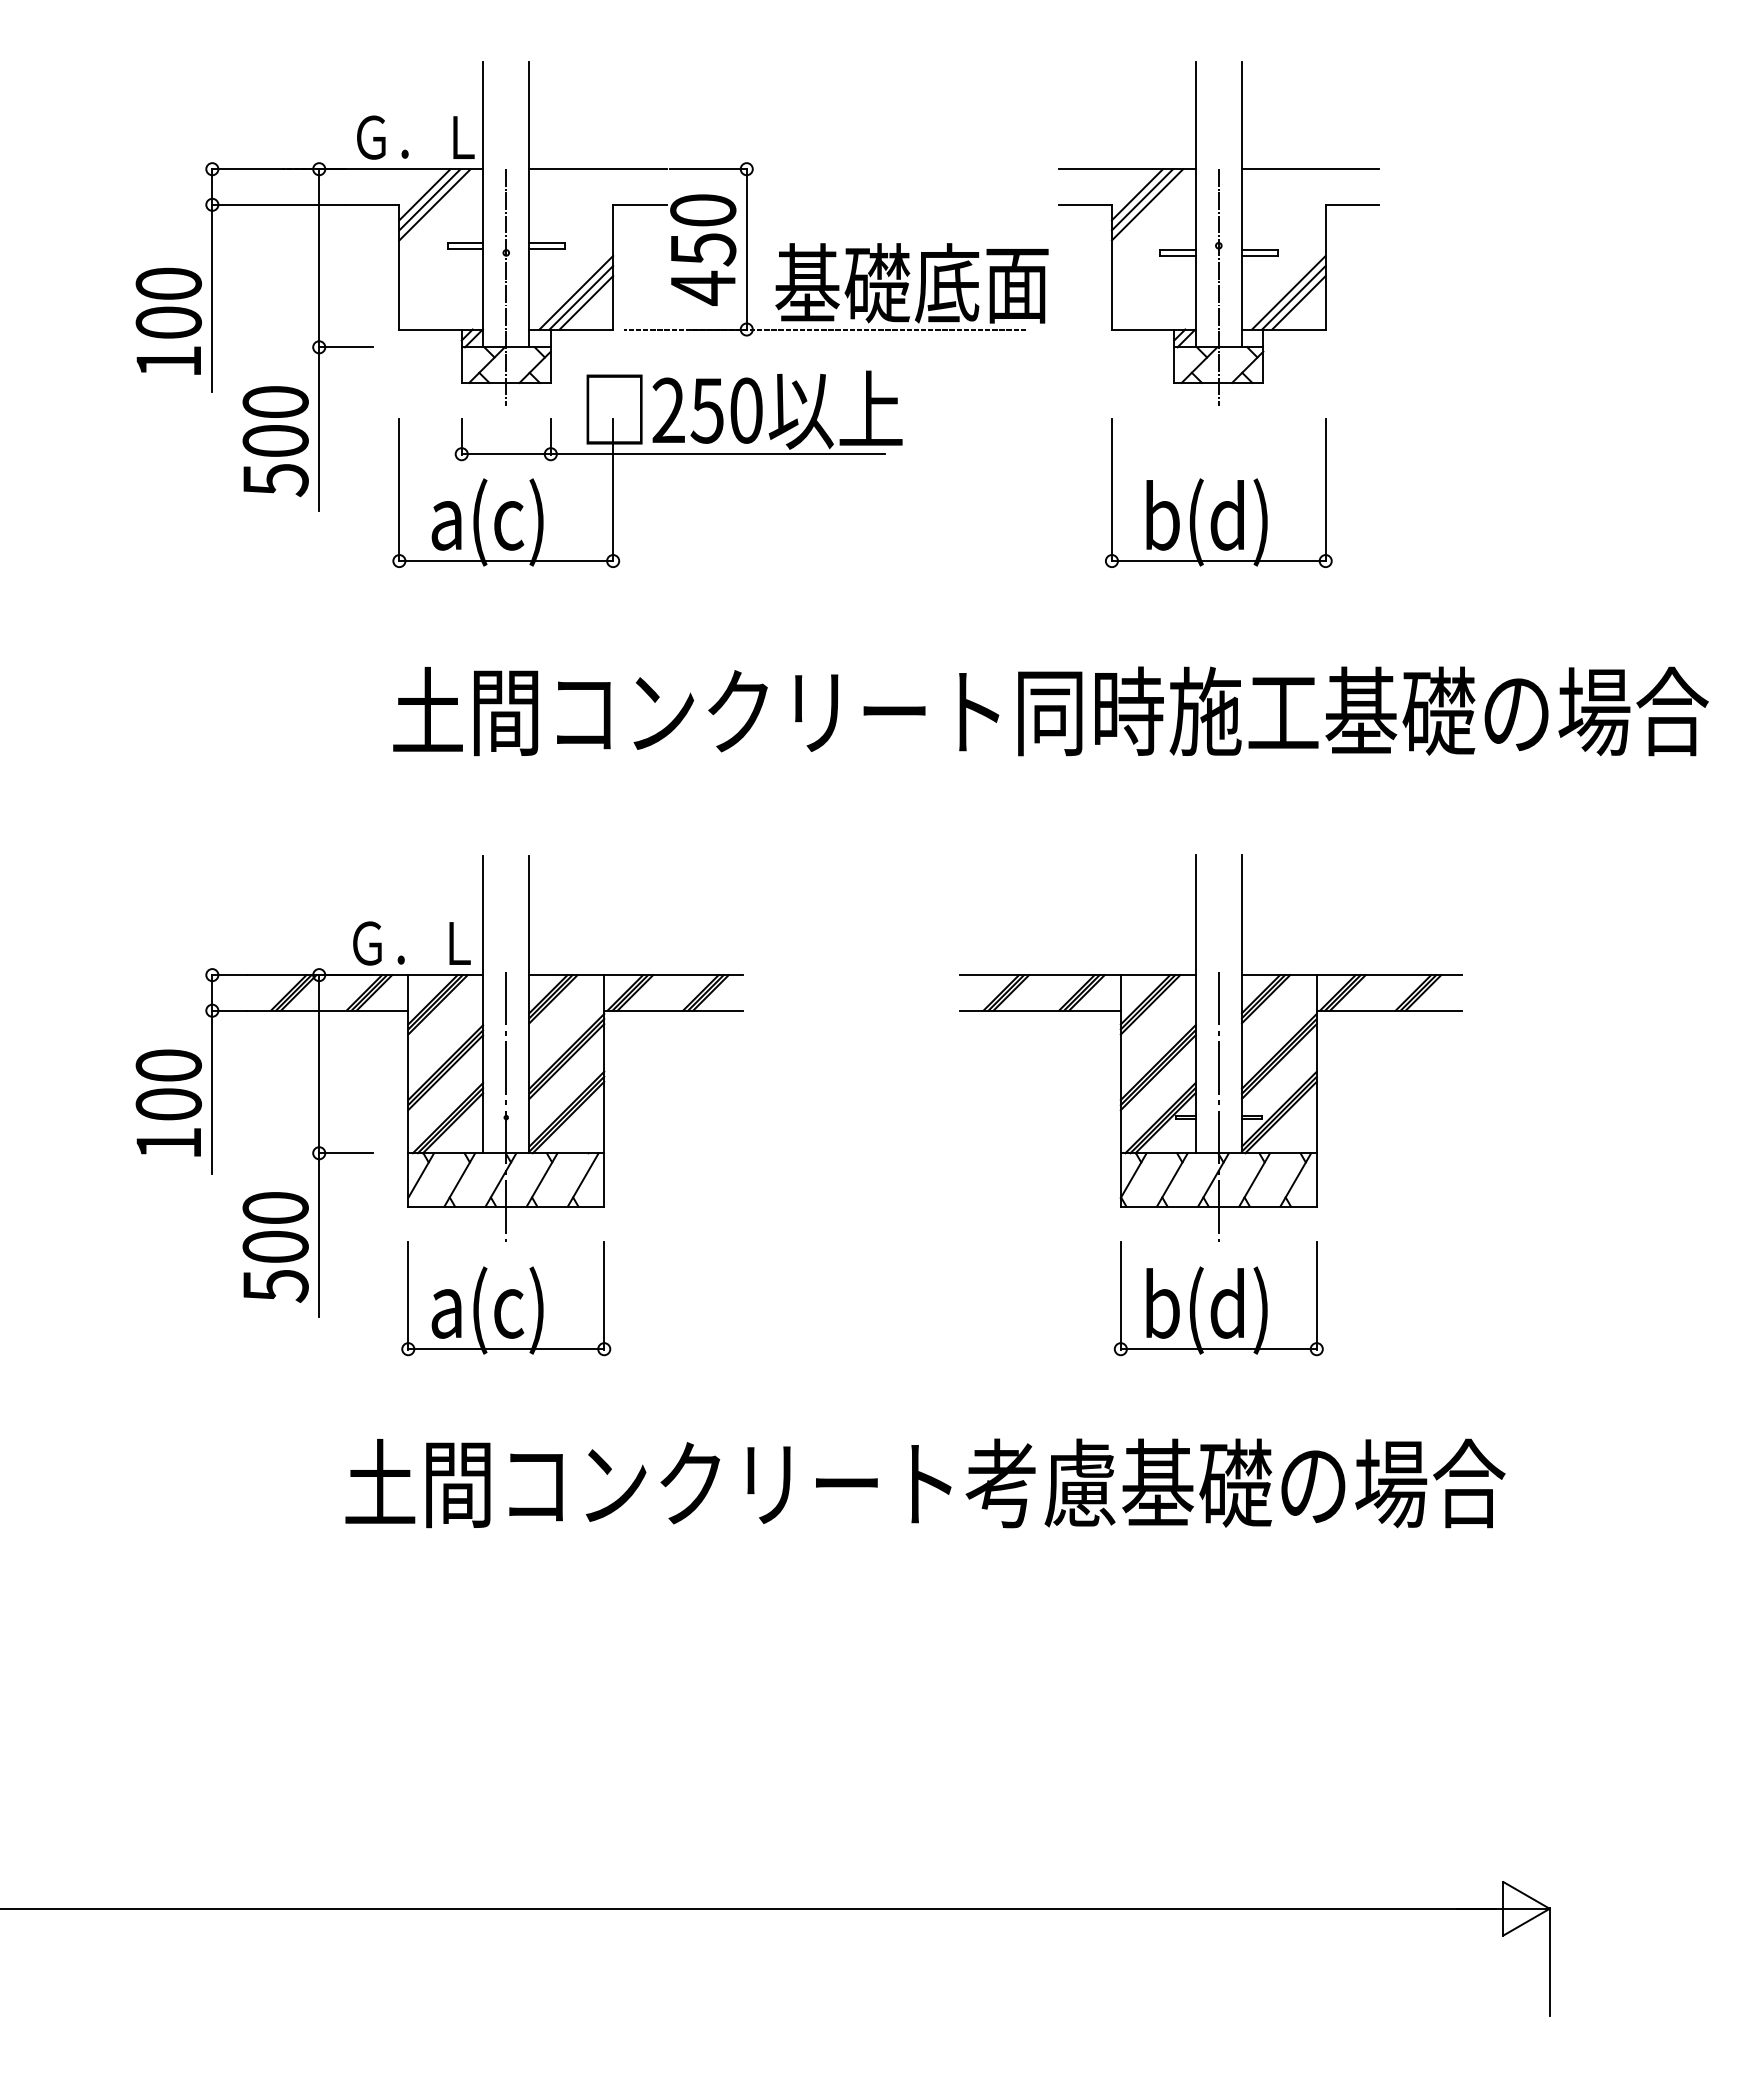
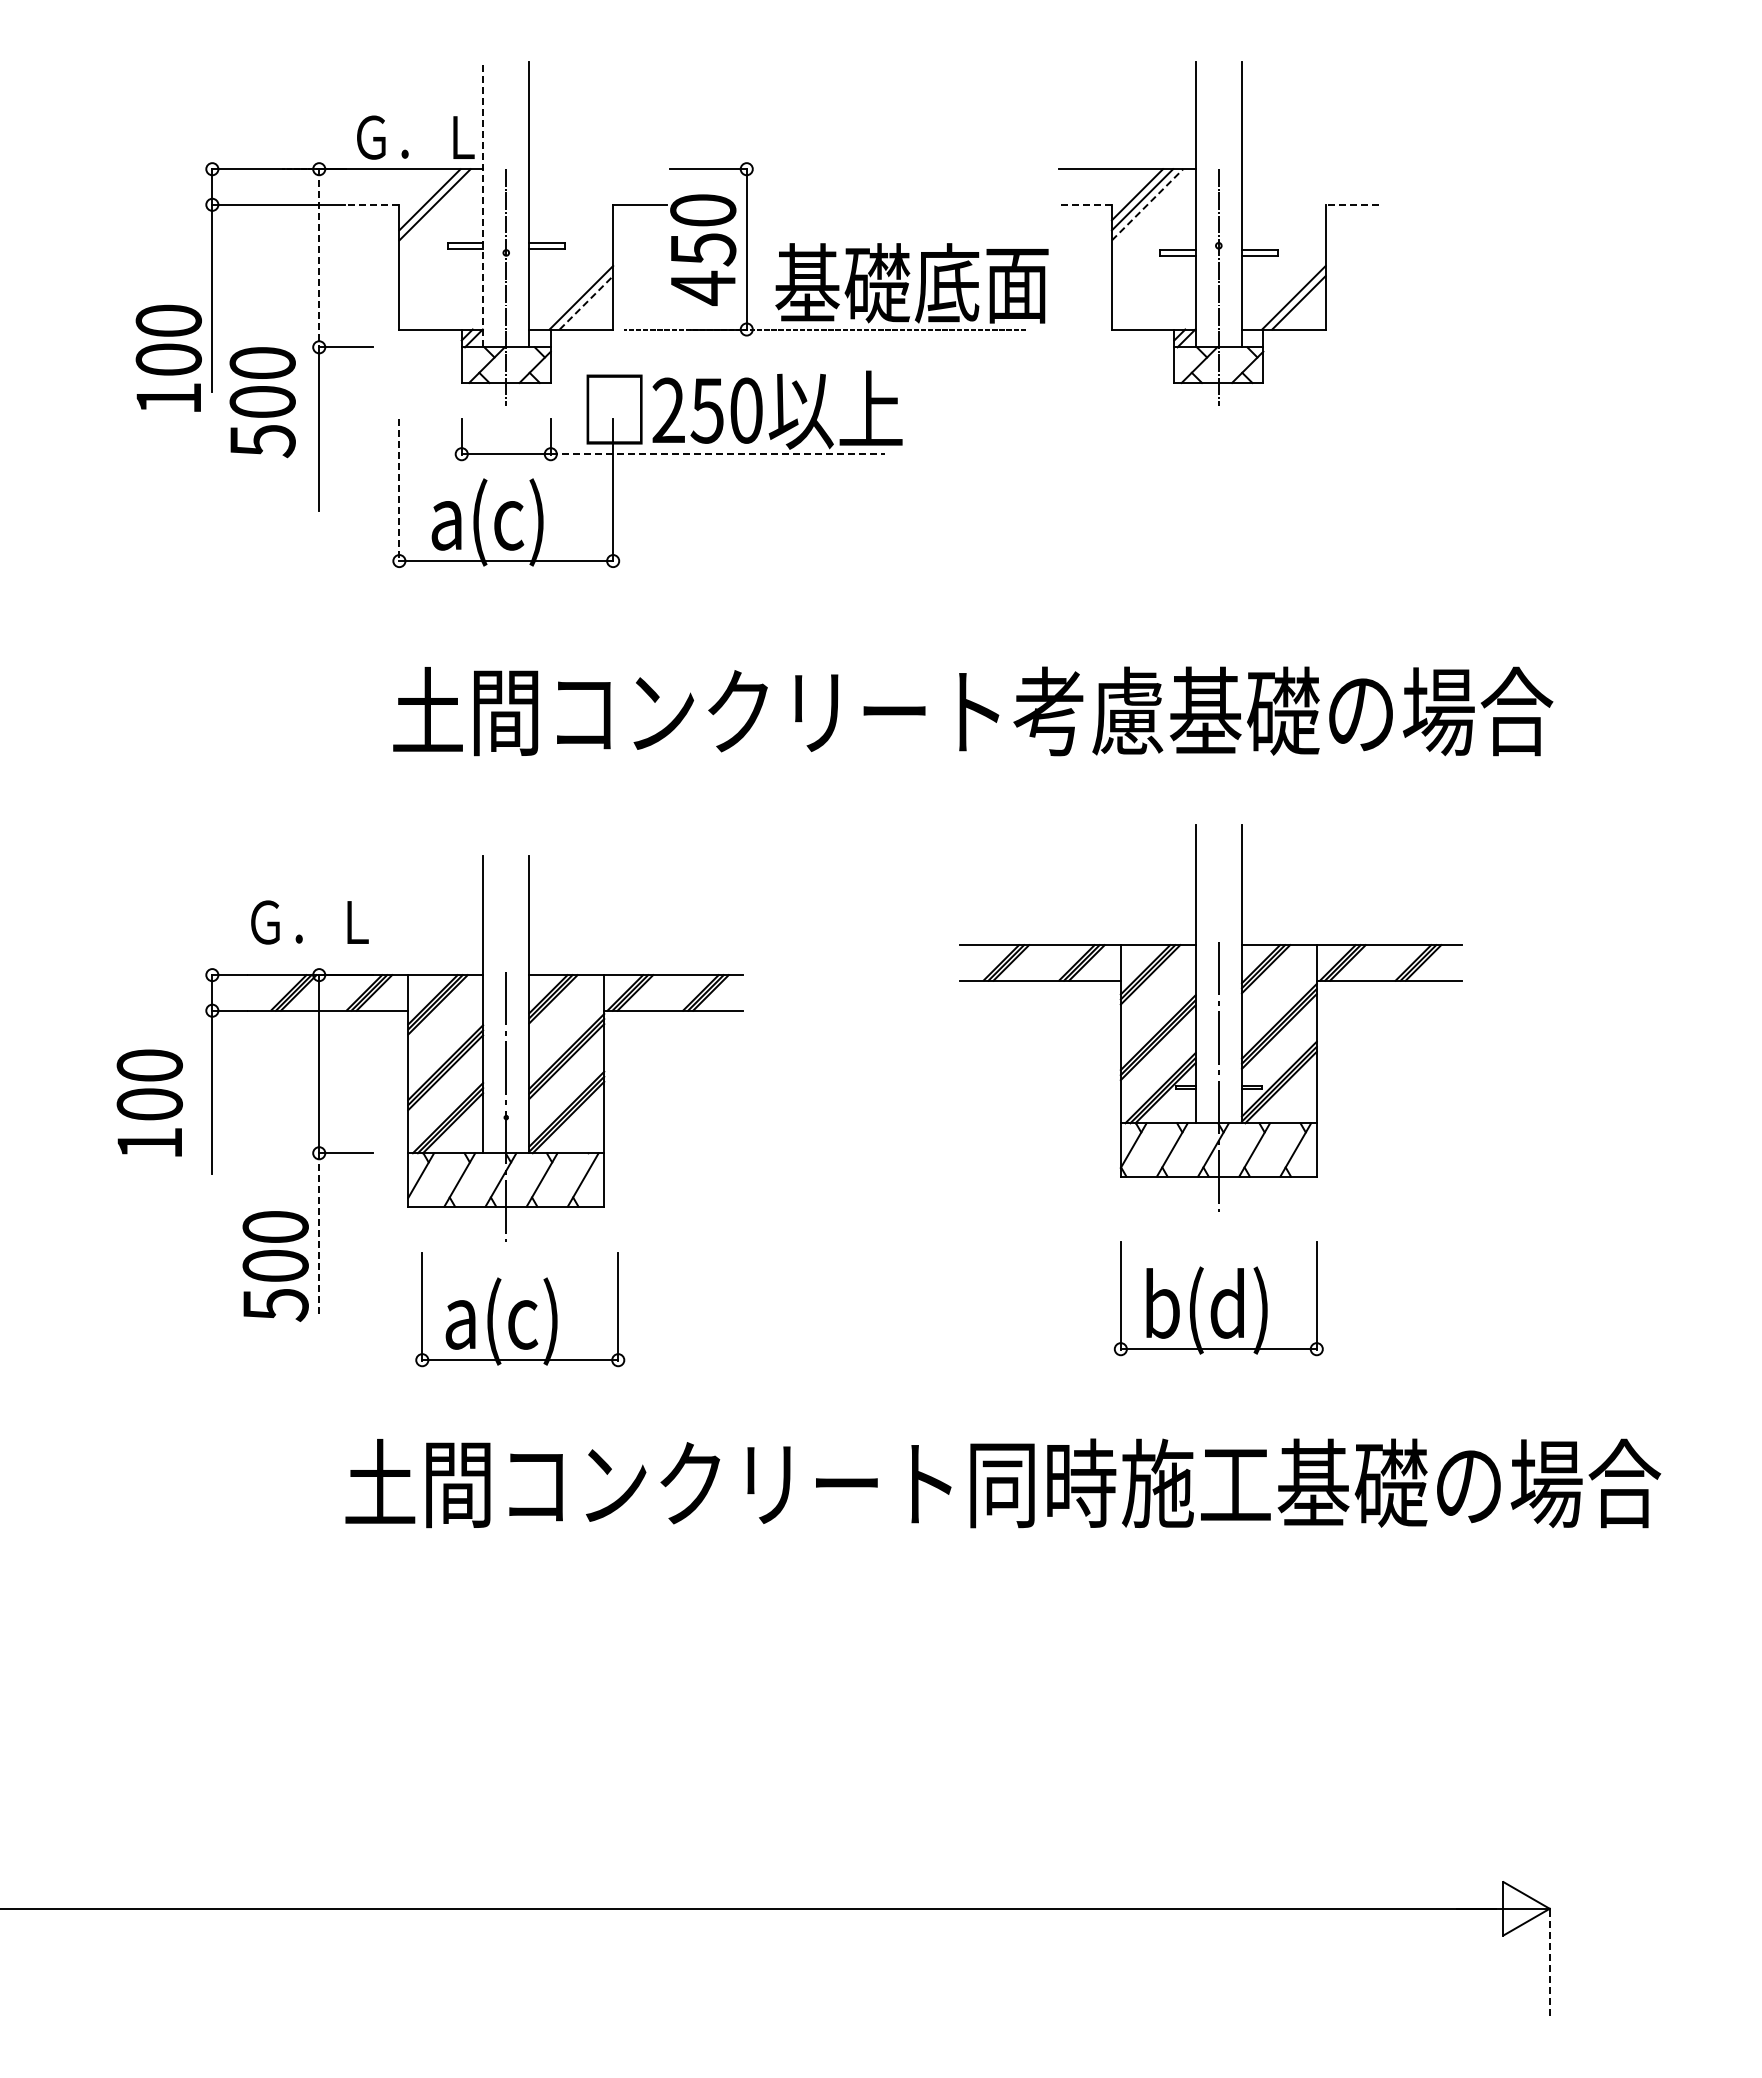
line: present -> none (597, 169)
line: present -> none (1310, 169)
line: present -> none (424, 194)
line: solid -> dashed (483, 204)
line: solid -> dashed (1147, 204)
line: solid -> dashed (1352, 204)
line: solid -> dashed (372, 205)
line: solid -> dashed (1085, 205)
line: solid -> dashed (319, 258)
line: present -> none (576, 292)
line: present -> none (1288, 292)
line: solid -> dashed (586, 302)
text position: (168, 320) -> (168, 357) (168, 357)
text position: (275, 441) -> (262, 402) (262, 402)
line: solid -> dashed (718, 454)
line: solid -> dashed (399, 490)
part: present -> none (1223, 501)
text: 土間コンクリート同時施工基礎の場合 -> 土間コンクリート考慮基礎の場合 (1360, 711)
text position: (411, 943) -> (309, 922) (309, 922)
part position: (1218, 1047) -> (1218, 1017) (1218, 1017)
text position: (168, 1102) -> (149, 1102) (149, 1102)
line: solid -> dashed (319, 1234)
text position: (275, 1247) -> (275, 1266) (275, 1266)
part position: (506, 1298) -> (520, 1309) (520, 1309)
text: 土間コンクリート考慮基礎の場合 -> 土間コンクリート同時施工基礎の場合 (1313, 1483)
line: solid -> dashed (1549, 1962)
